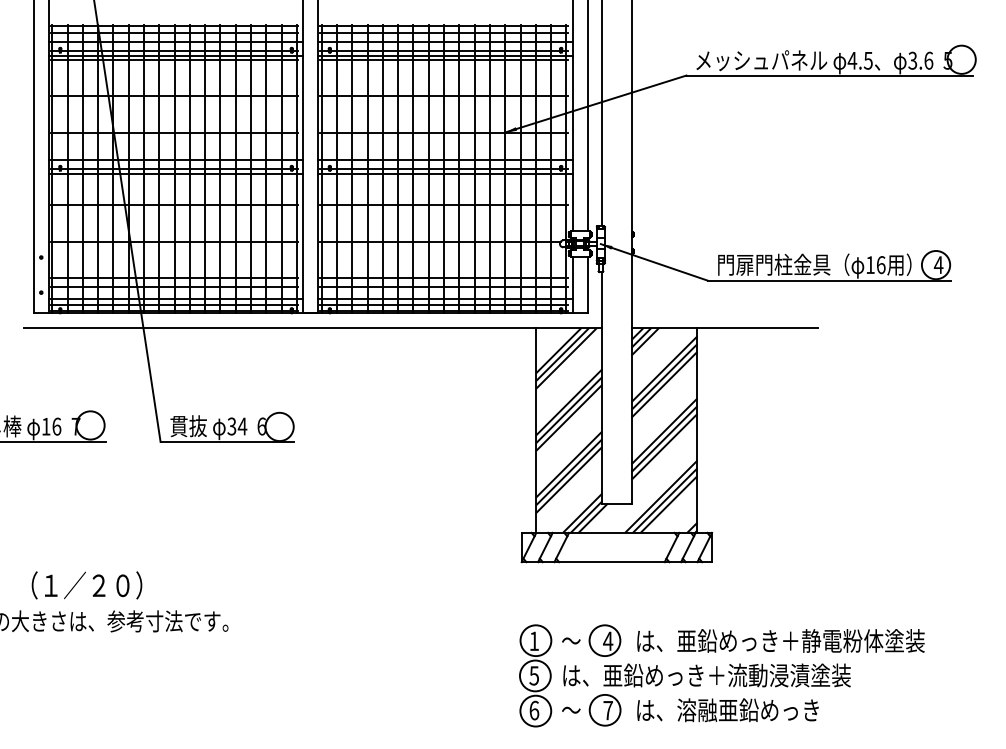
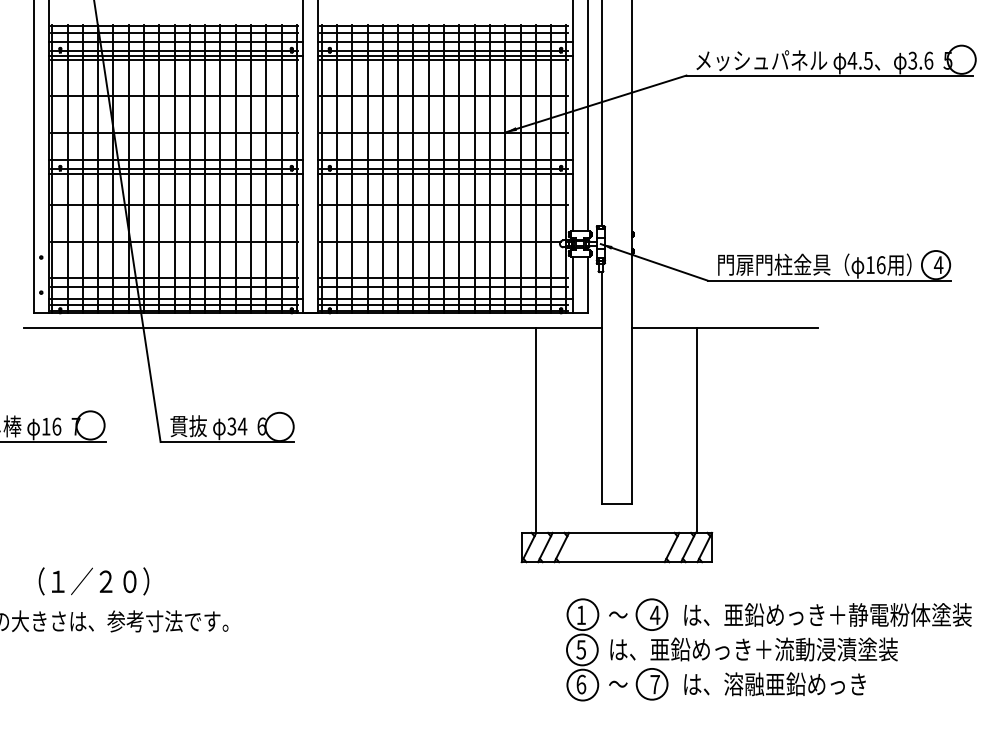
hatch: present -> none (616, 429)
text position: (86, 585) -> (93, 581) (93, 581)
part position: (721, 675) -> (768, 649) (768, 649)
